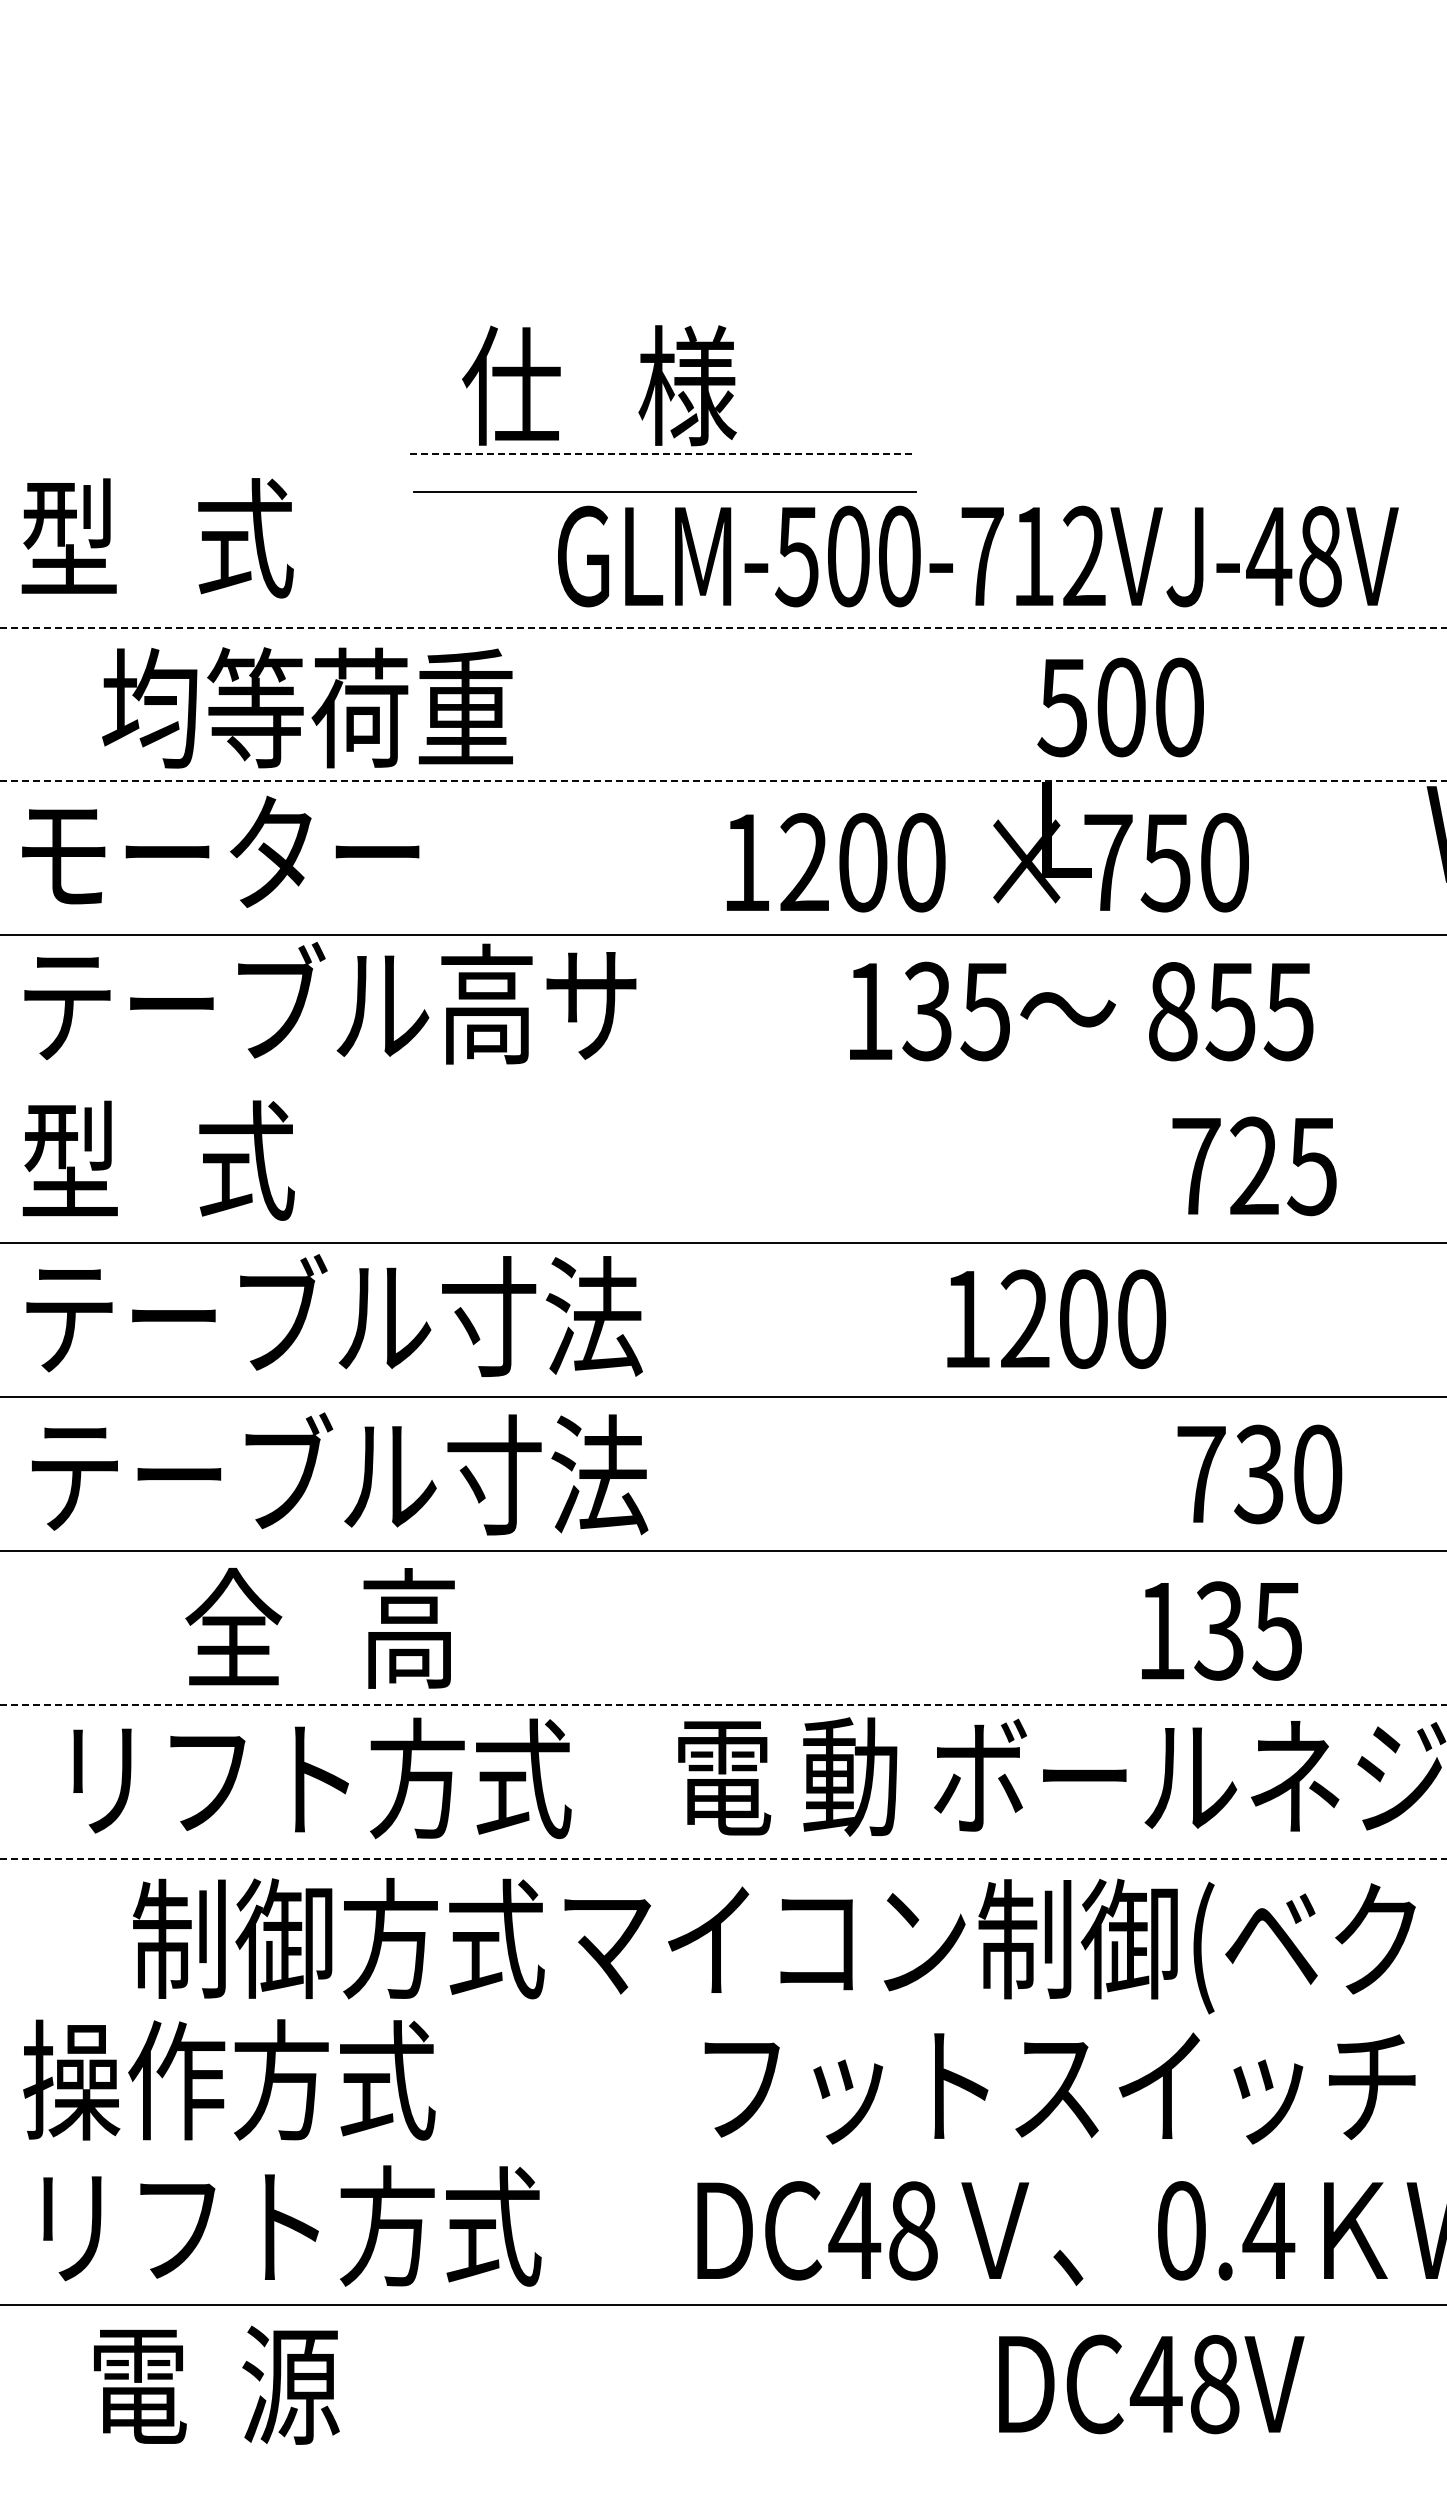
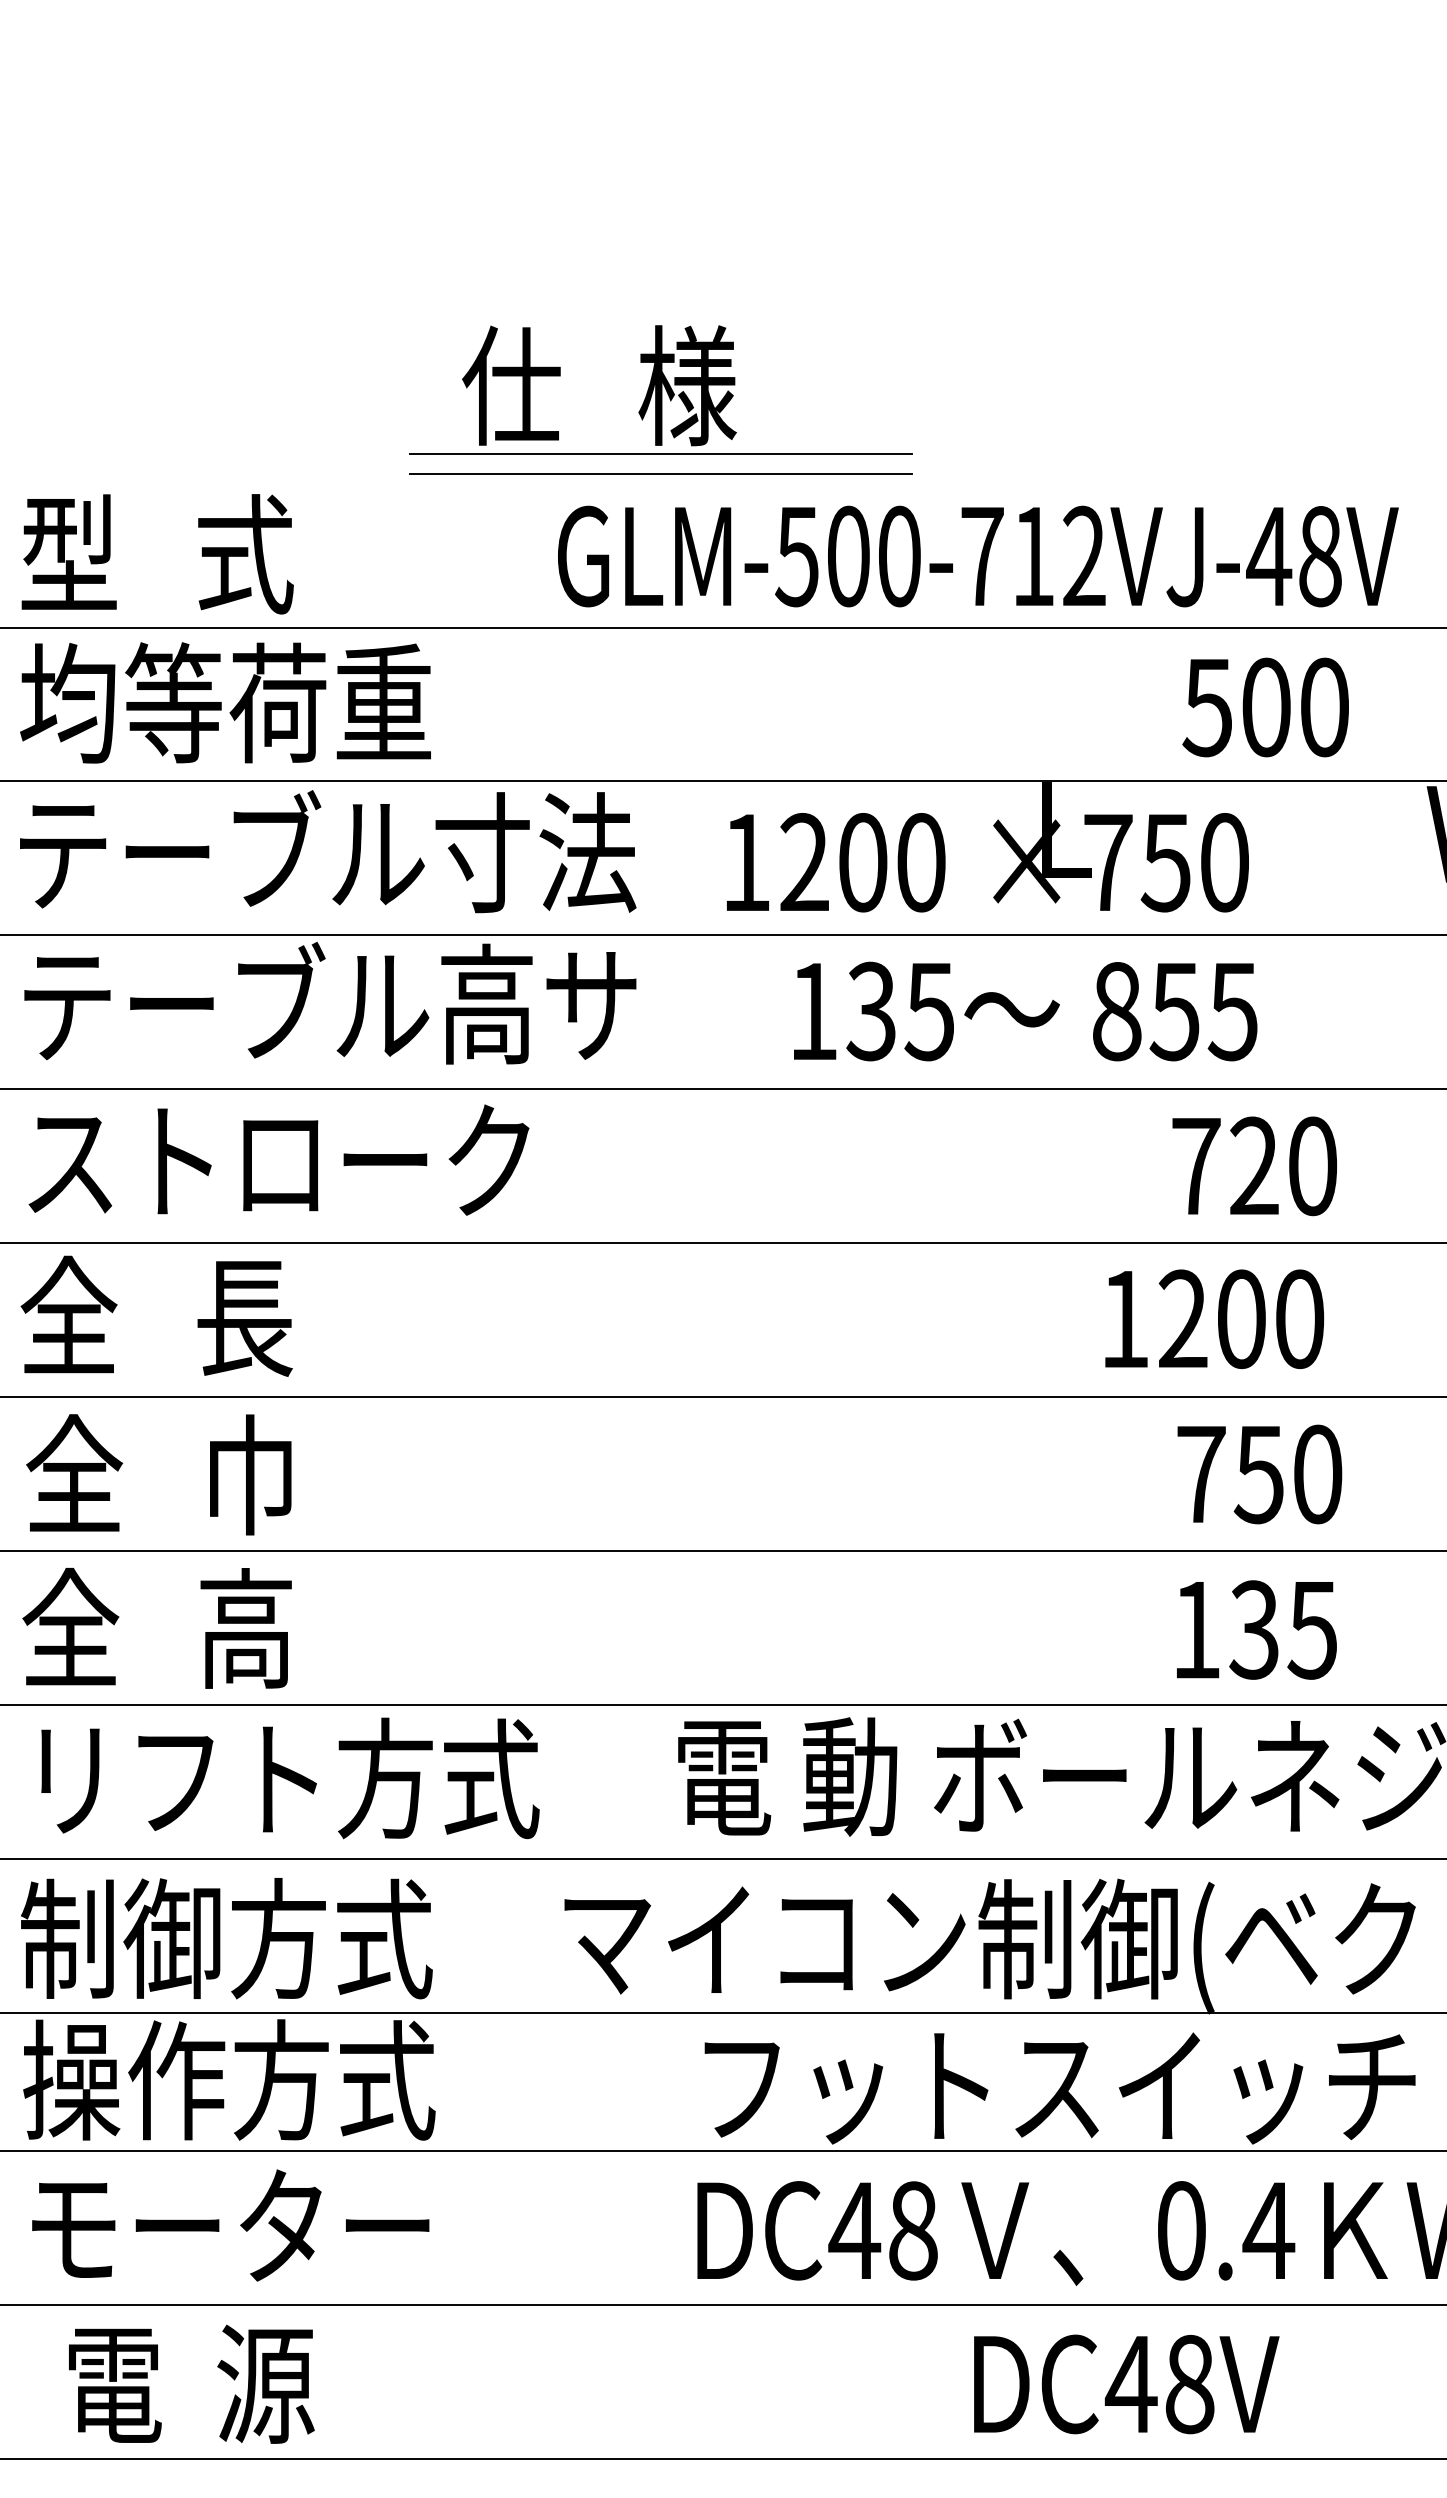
line: dashed -> solid (661, 454)
line position: (664, 491) -> (660, 473) (660, 473)
text position: (157, 538) -> (157, 554) (157, 554)
line: dashed -> solid (723, 627)
text position: (307, 707) -> (225, 702) (225, 702)
text position: (1120, 707) -> (1265, 707) (1265, 707)
line: dashed -> solid (723, 781)
text: モーター -> テーブル寸法 (328, 851)
text position: (1081, 1011) -> (1025, 1011) (1025, 1011)
line: none -> present (722, 1089)
text: 型   式 -> ストローク (275, 1160)
text: 725 -> 720 (1312, 1166)
text: テーブル寸法 -> 全   長 (331, 1315)
text position: (1056, 1318) -> (1214, 1318) (1214, 1318)
text: テーブル寸法 -> 全   巾 (337, 1473)
text: 730 -> 750 (1258, 1473)
text position: (319, 1628) -> (156, 1628) (156, 1628)
text position: (1221, 1630) -> (1256, 1629) (1256, 1629)
line: dashed -> solid (723, 1705)
text position: (322, 1778) -> (290, 1778) (290, 1778)
line: dashed -> solid (723, 1859)
text position: (338, 1938) -> (226, 1938) (226, 1938)
line: none -> present (722, 2013)
line: none -> present (722, 2151)
text: リフト方式 -> モーター (286, 2225)
text position: (216, 2384) -> (191, 2383) (191, 2383)
text position: (1151, 2384) -> (1126, 2384) (1126, 2384)
line: none -> present (722, 2459)
